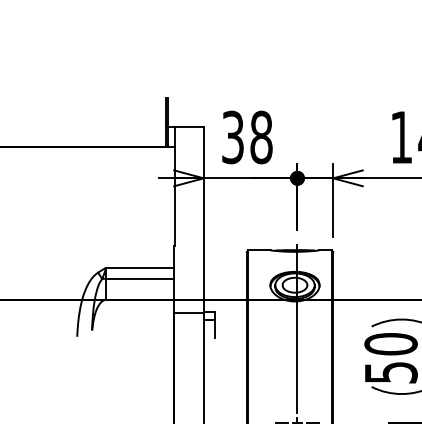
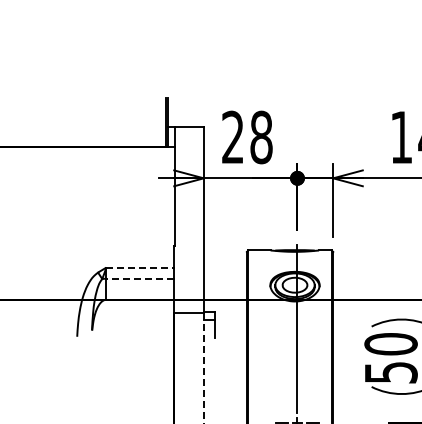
text: 38 -> 28 (232, 137)
line: solid -> dashed (140, 267)
line: solid -> dashed (140, 278)
line: solid -> dashed (203, 368)
